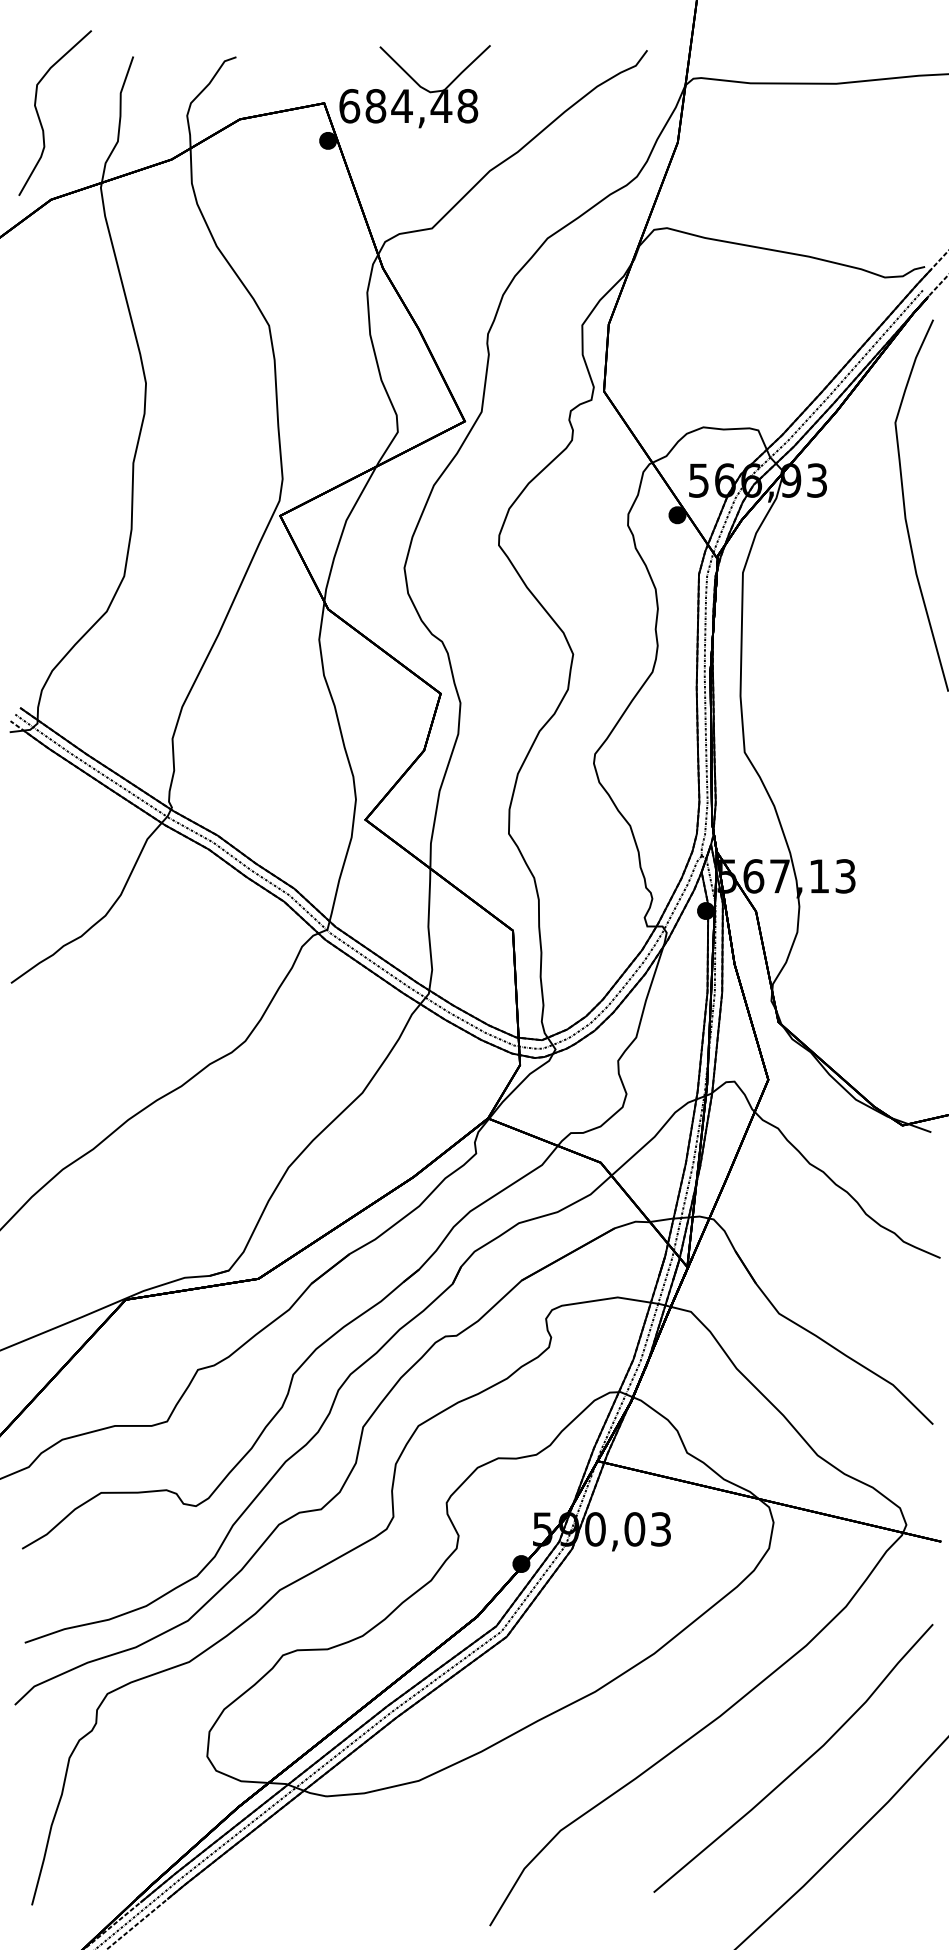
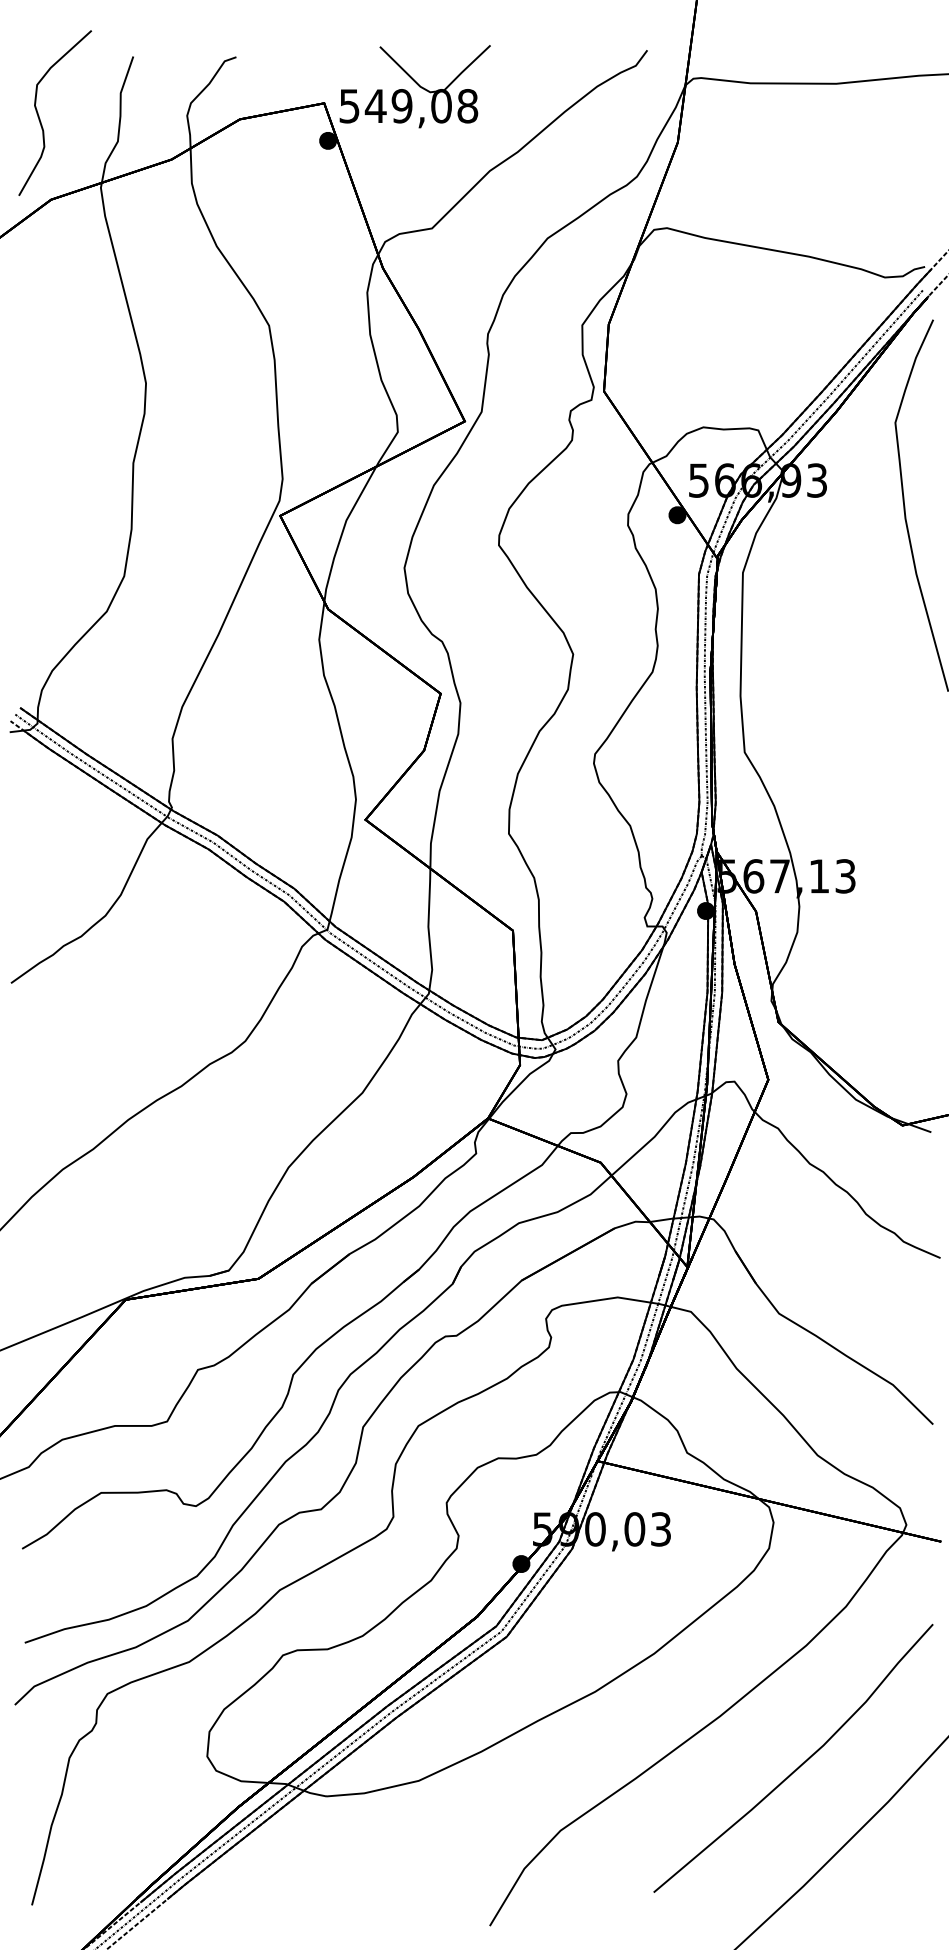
text: 684,48 -> 549,08 (395, 106)
